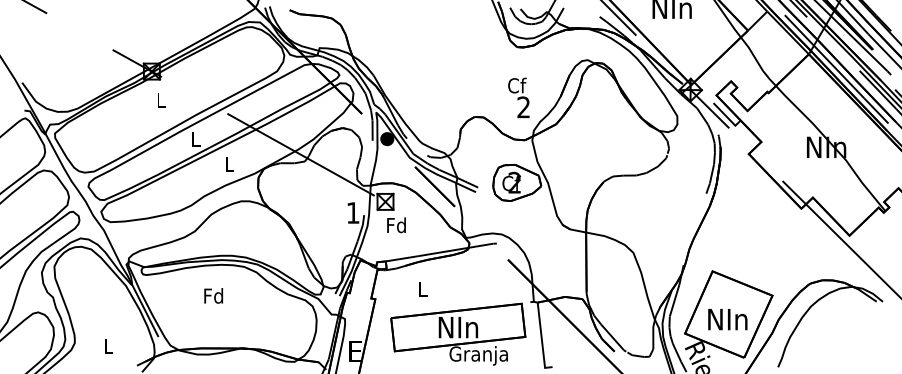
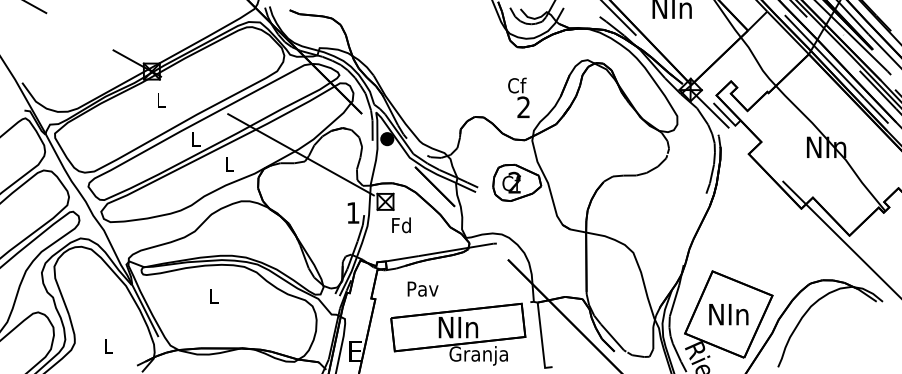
text position: (396, 225) -> (401, 225) (401, 225)
text: L -> Pav (422, 288)
text: Fd -> L (213, 295)
text position: (727, 319) -> (728, 314) (728, 314)
